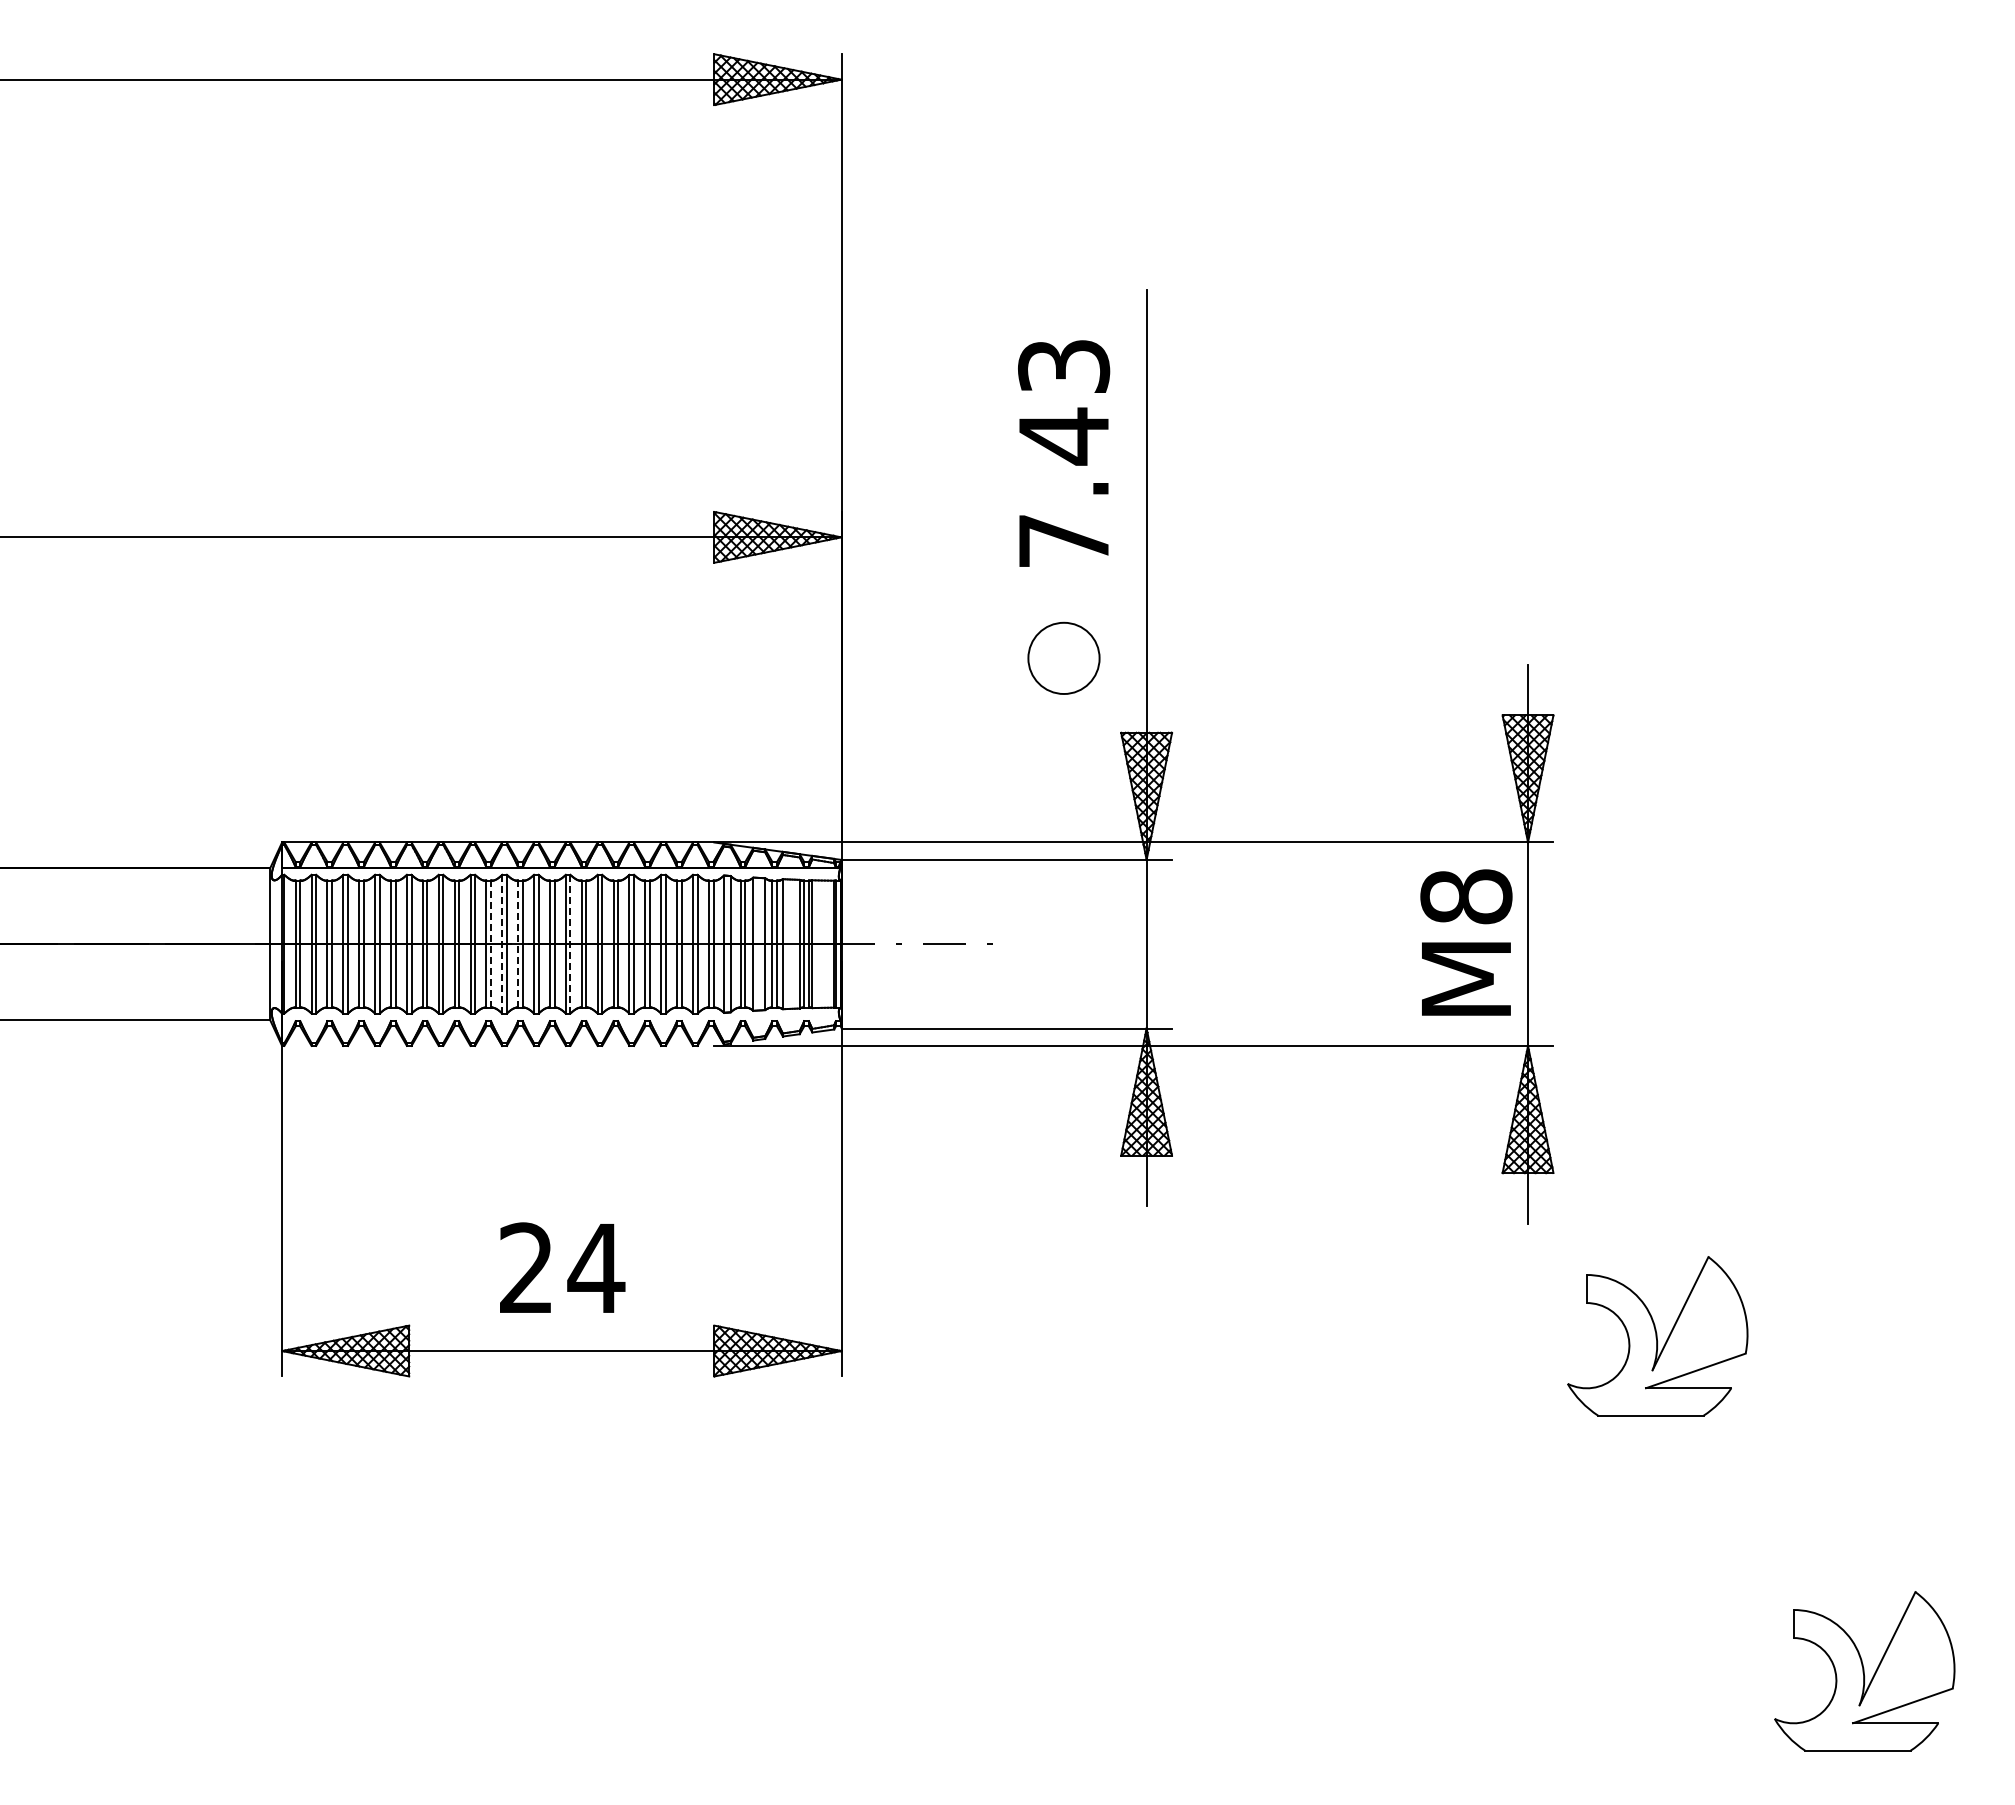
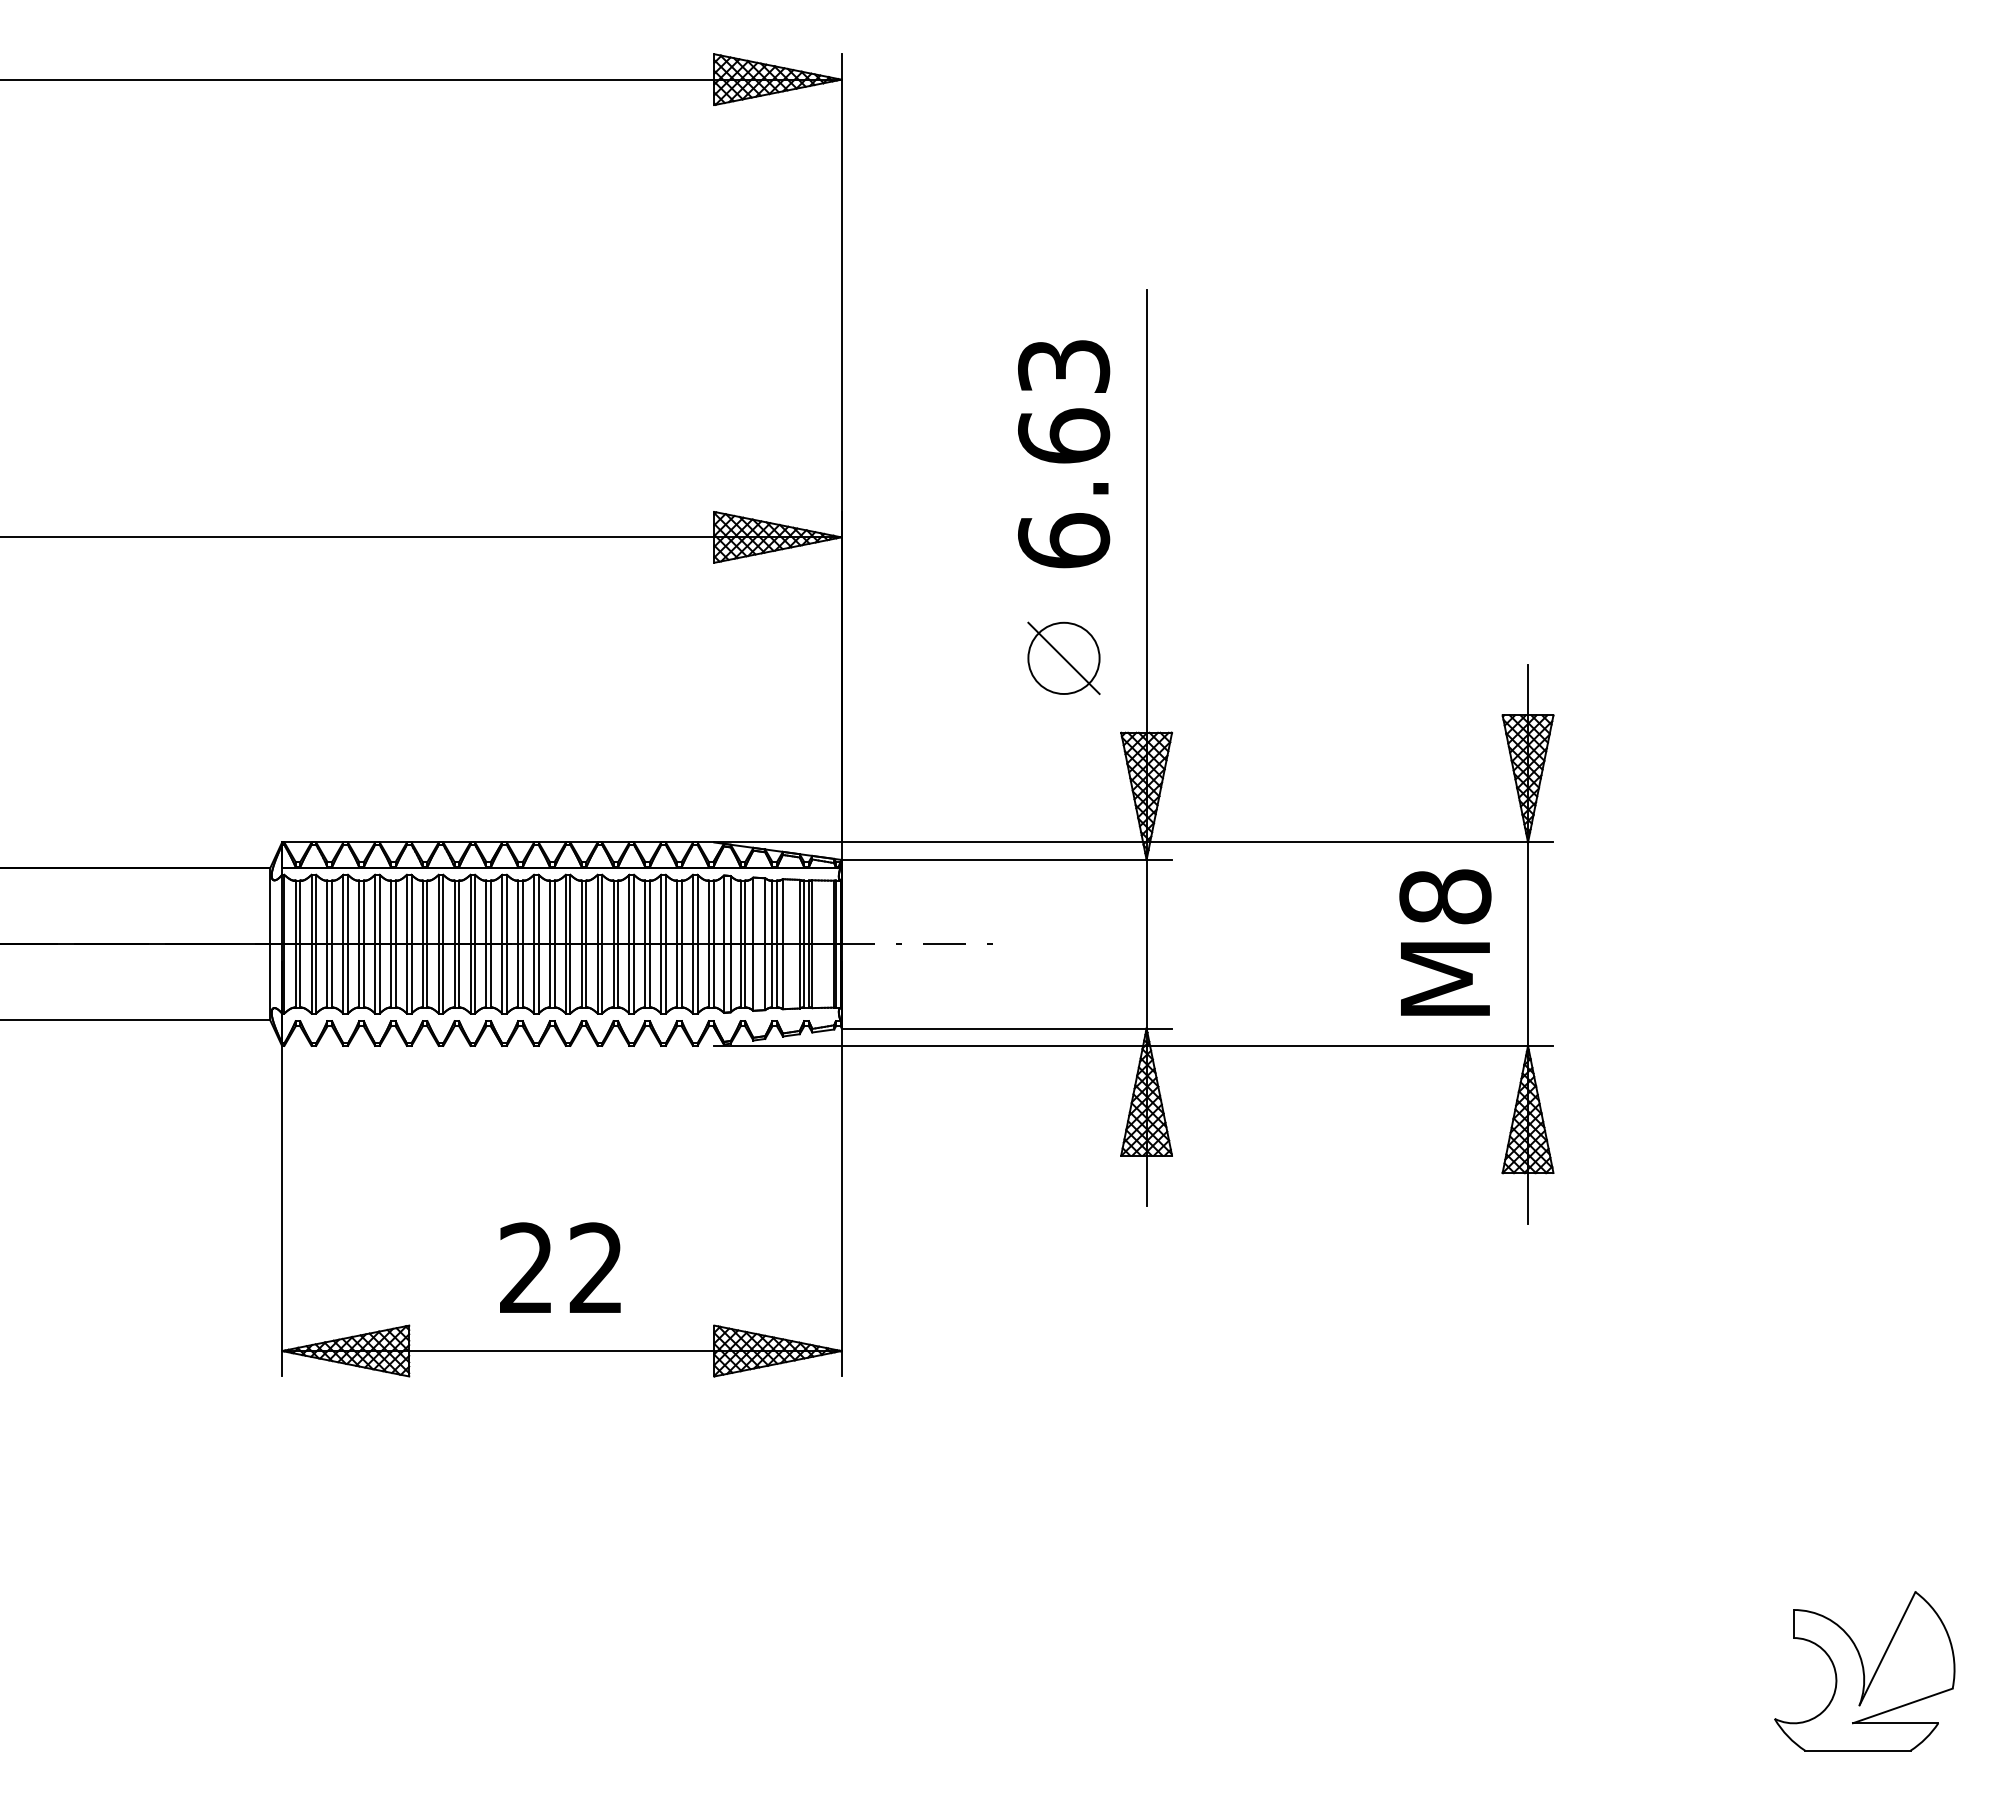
text: 7.43 -> 6.63 (1064, 487)
line: none -> present (1063, 658)
text position: (1466, 942) -> (1445, 942) (1445, 942)
line: dashed -> solid (502, 943)
line: dashed -> solid (570, 943)
line: dashed -> solid (491, 944)
line: dashed -> solid (518, 944)
text: 24 -> 22 (596, 1267)
part: present -> none (1657, 1336)
